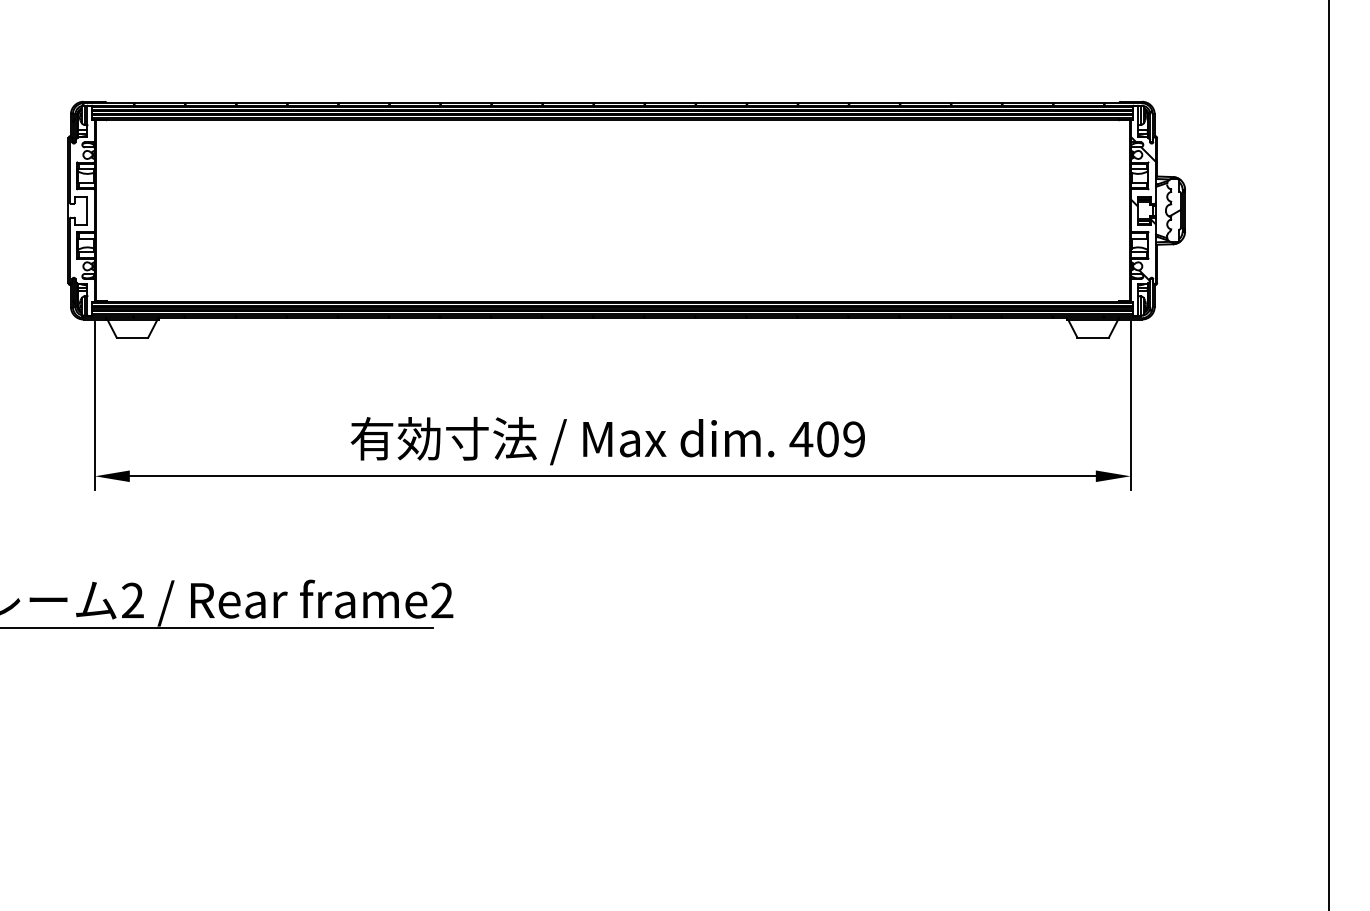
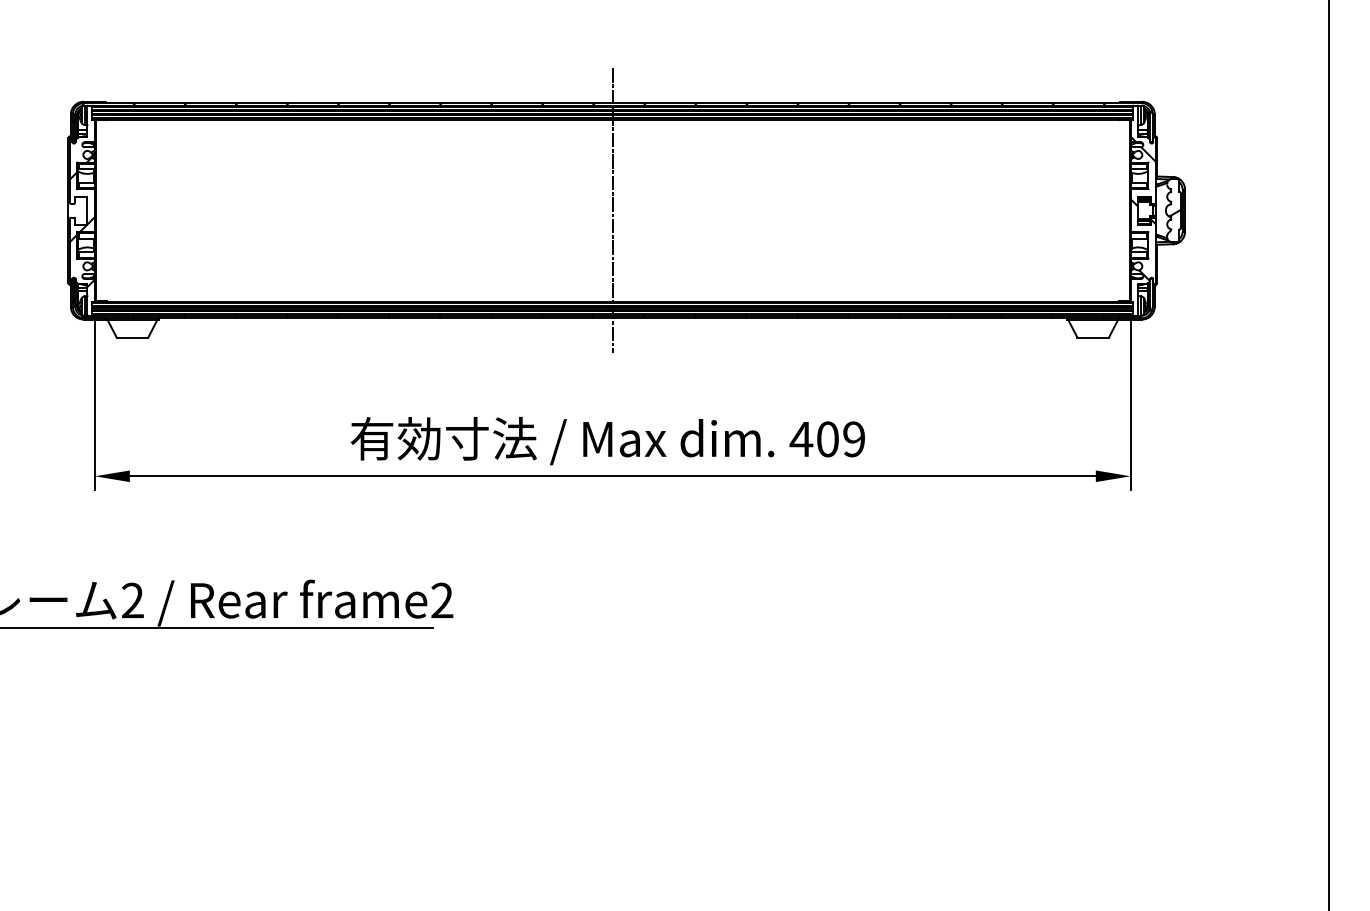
line: none -> present (612, 210)
hatch: none -> present (82, 222)
